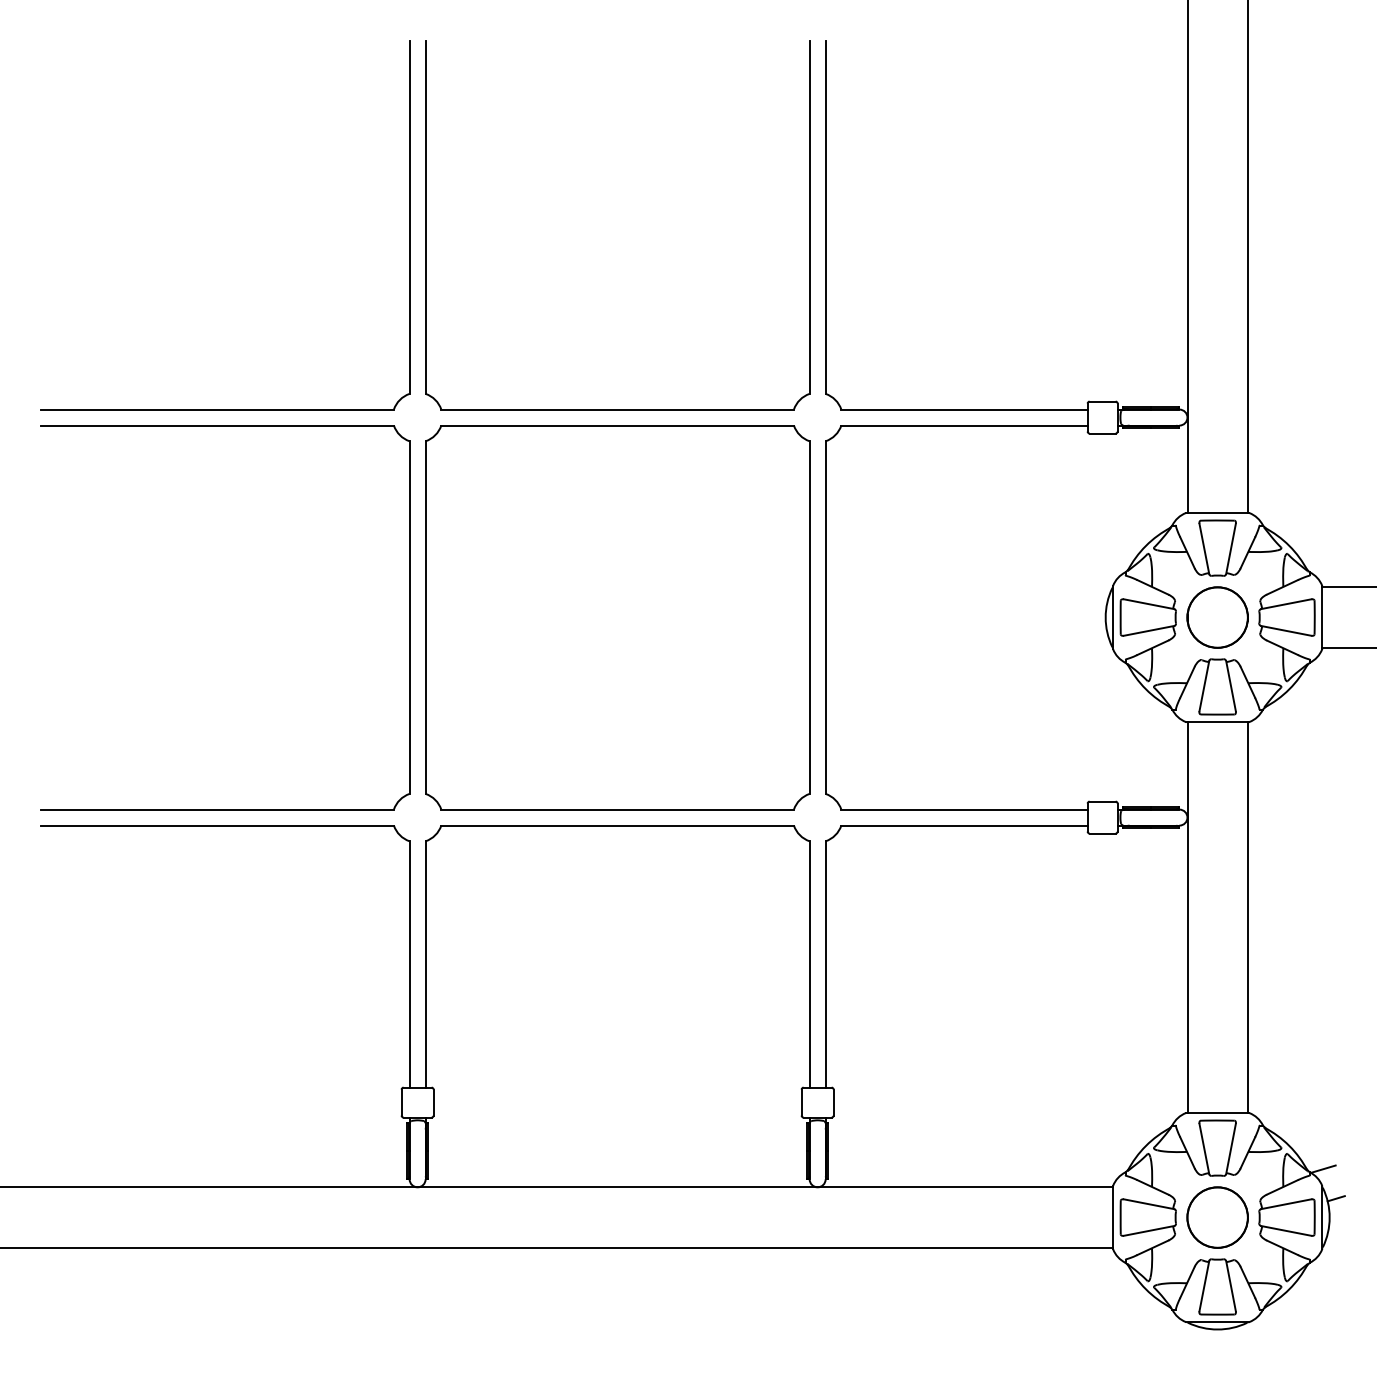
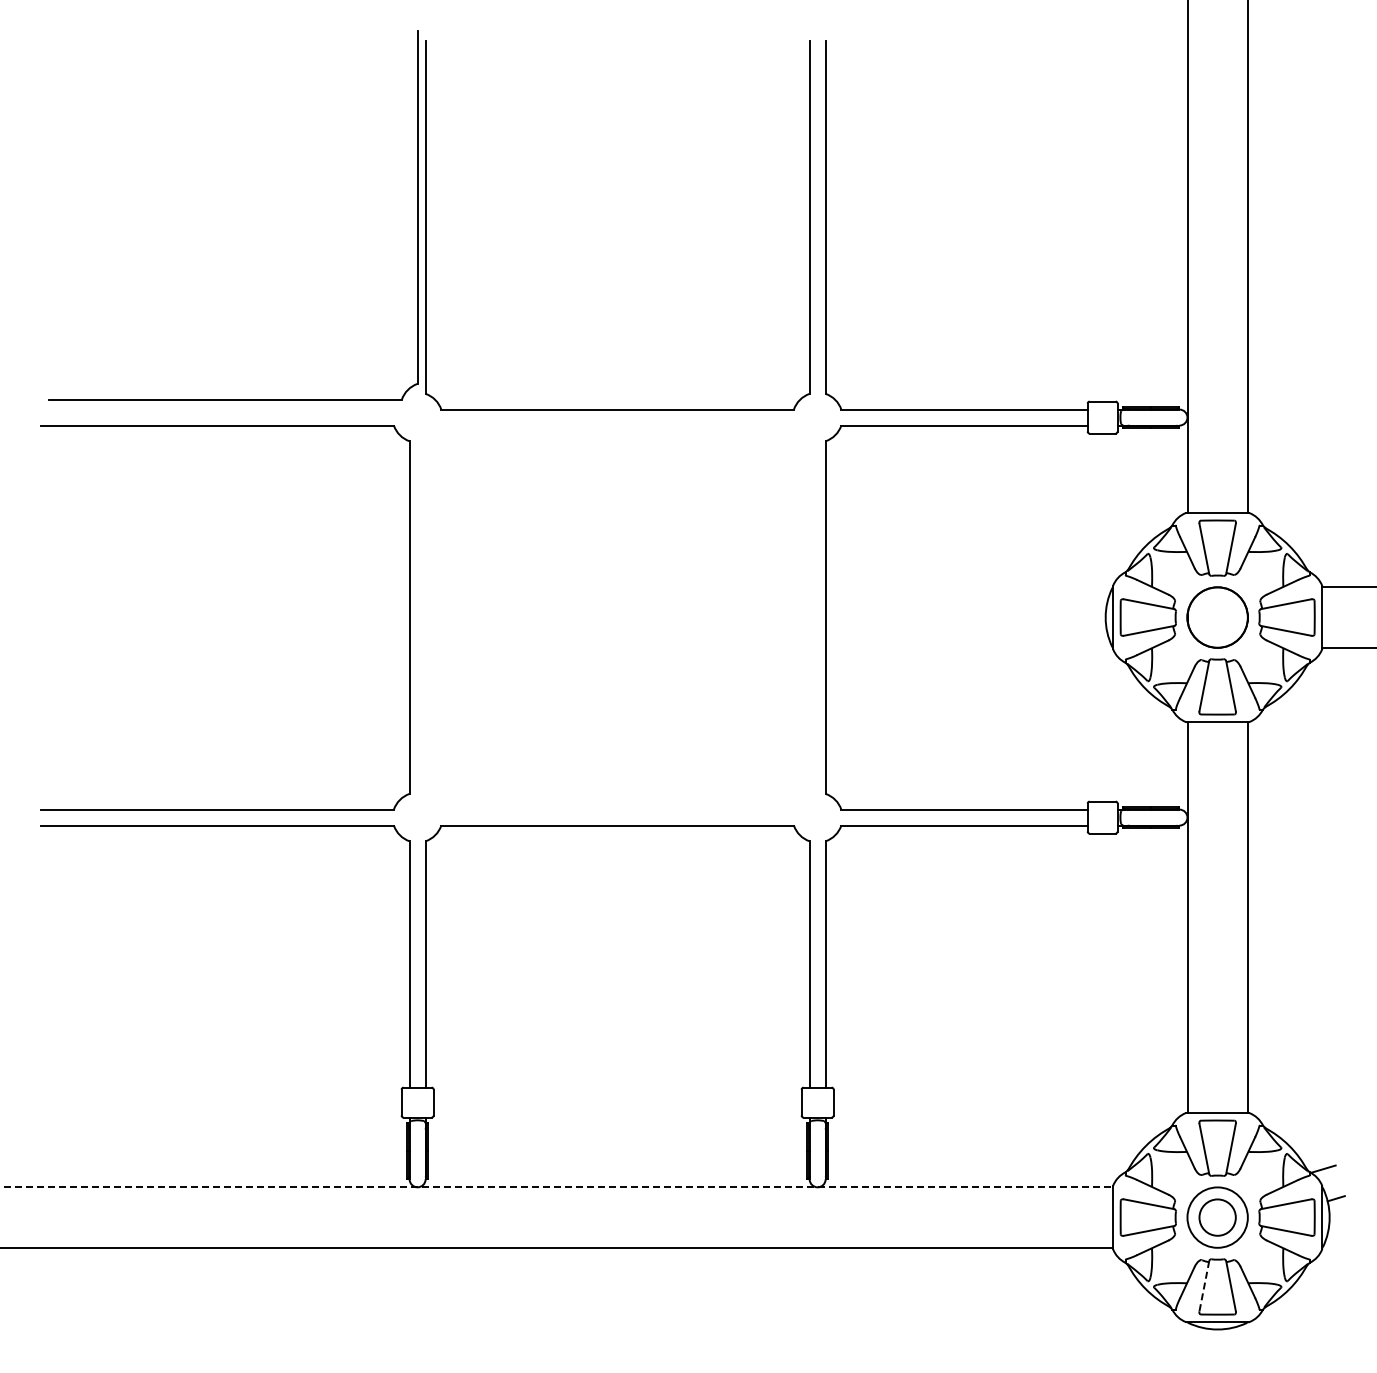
part position: (409, 225) -> (417, 215) (417, 215)
part: present -> none (617, 617)
line: solid -> dashed (557, 1187)
circle diameter: 61 px -> 36 px (1217, 1217)
line: solid -> dashed (1204, 1286)
